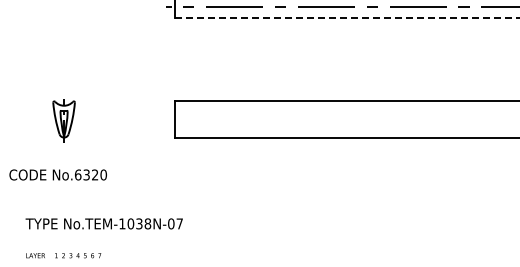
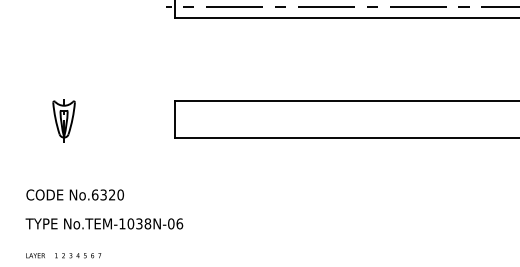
line: dashed -> solid (348, 18)
text position: (57, 174) -> (74, 194) (74, 194)
text: No.TEM-1038N-07 -> No.TEM-1038N-06 (179, 223)
